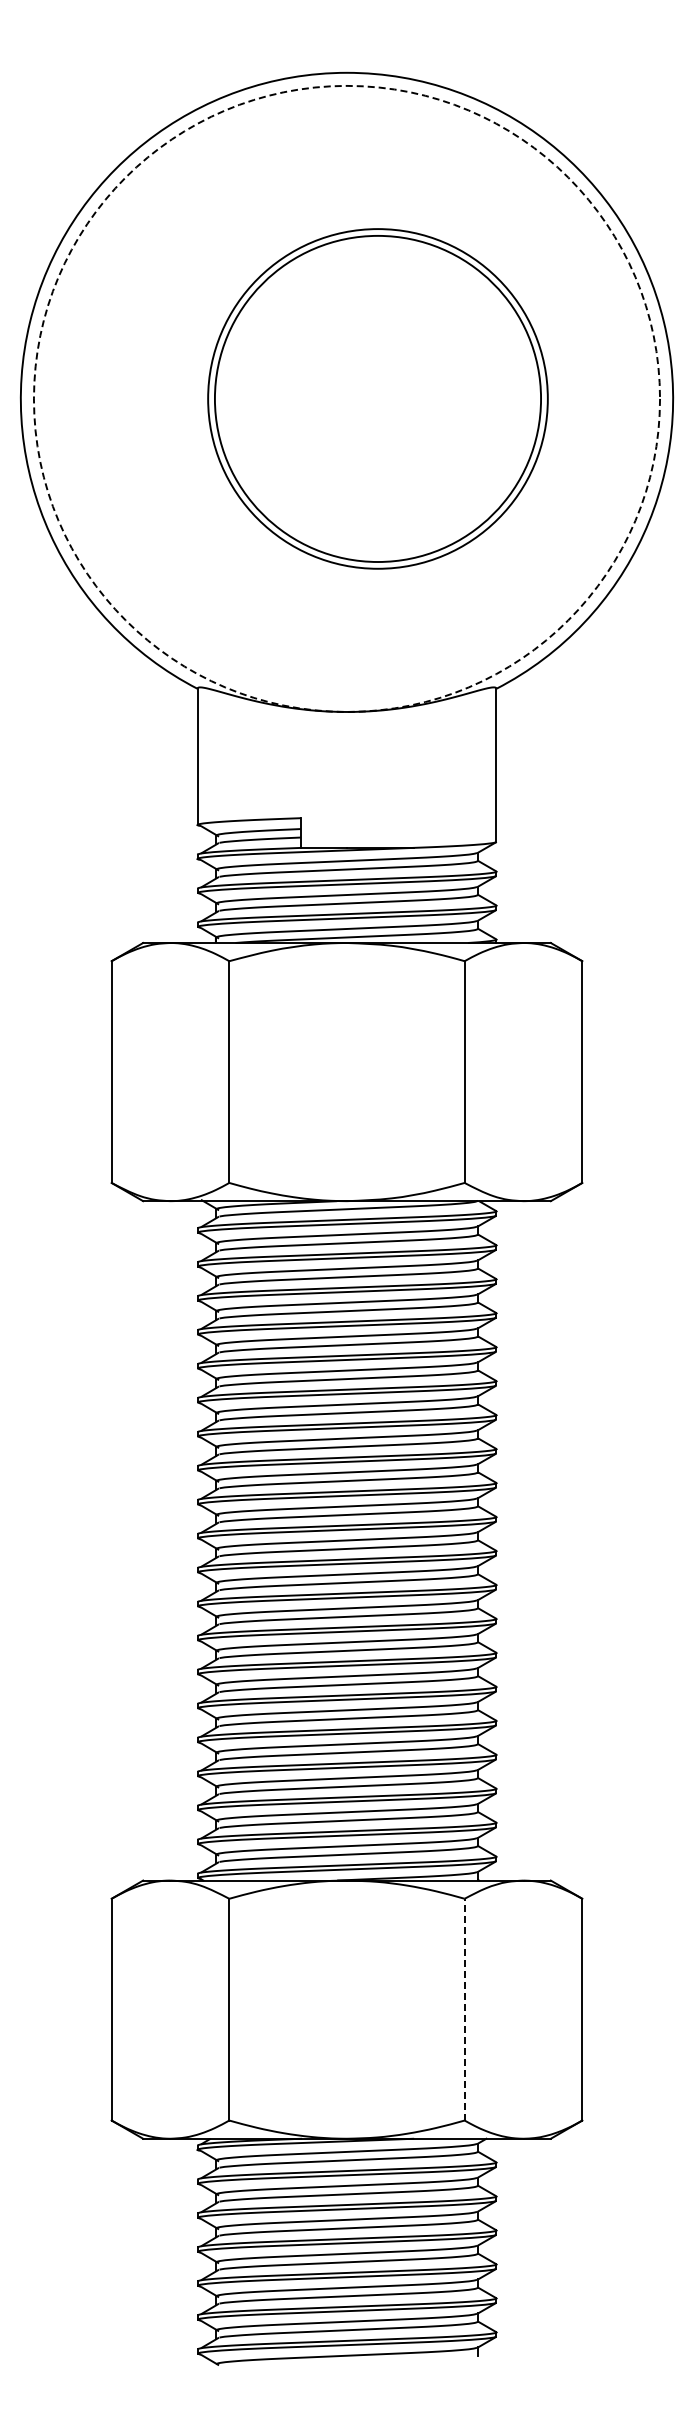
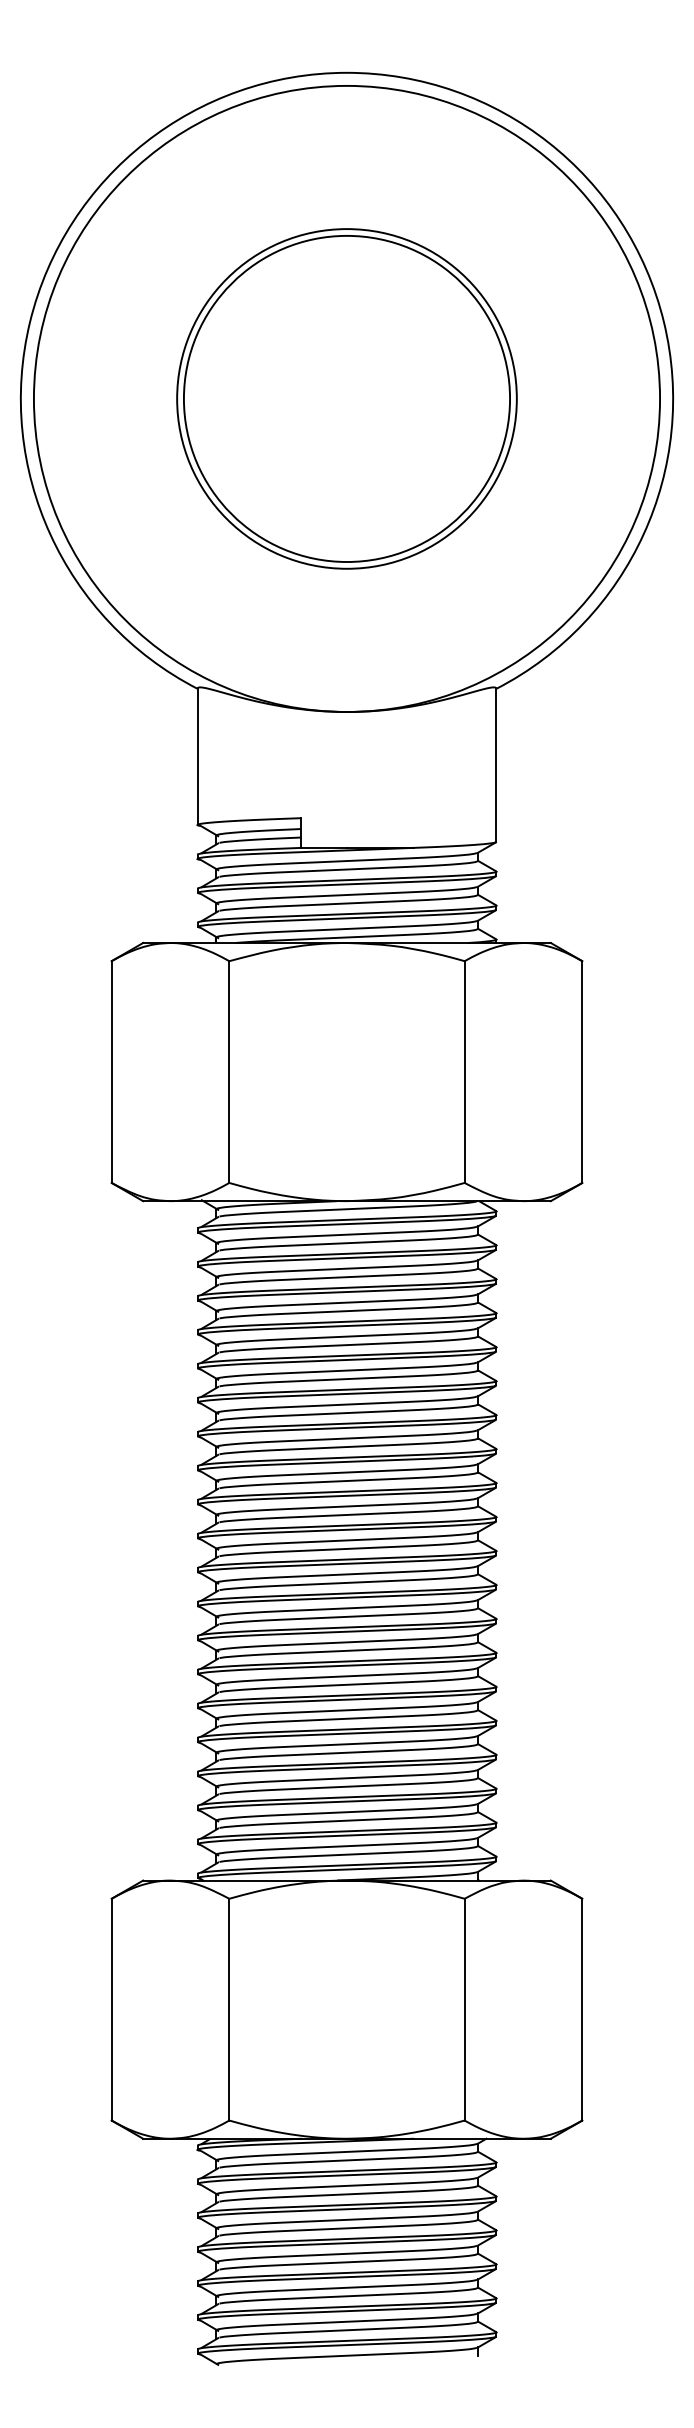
circle: dashed -> solid (346, 398)
part position: (377, 398) -> (346, 398) (346, 398)
line: dashed -> solid (464, 2009)
